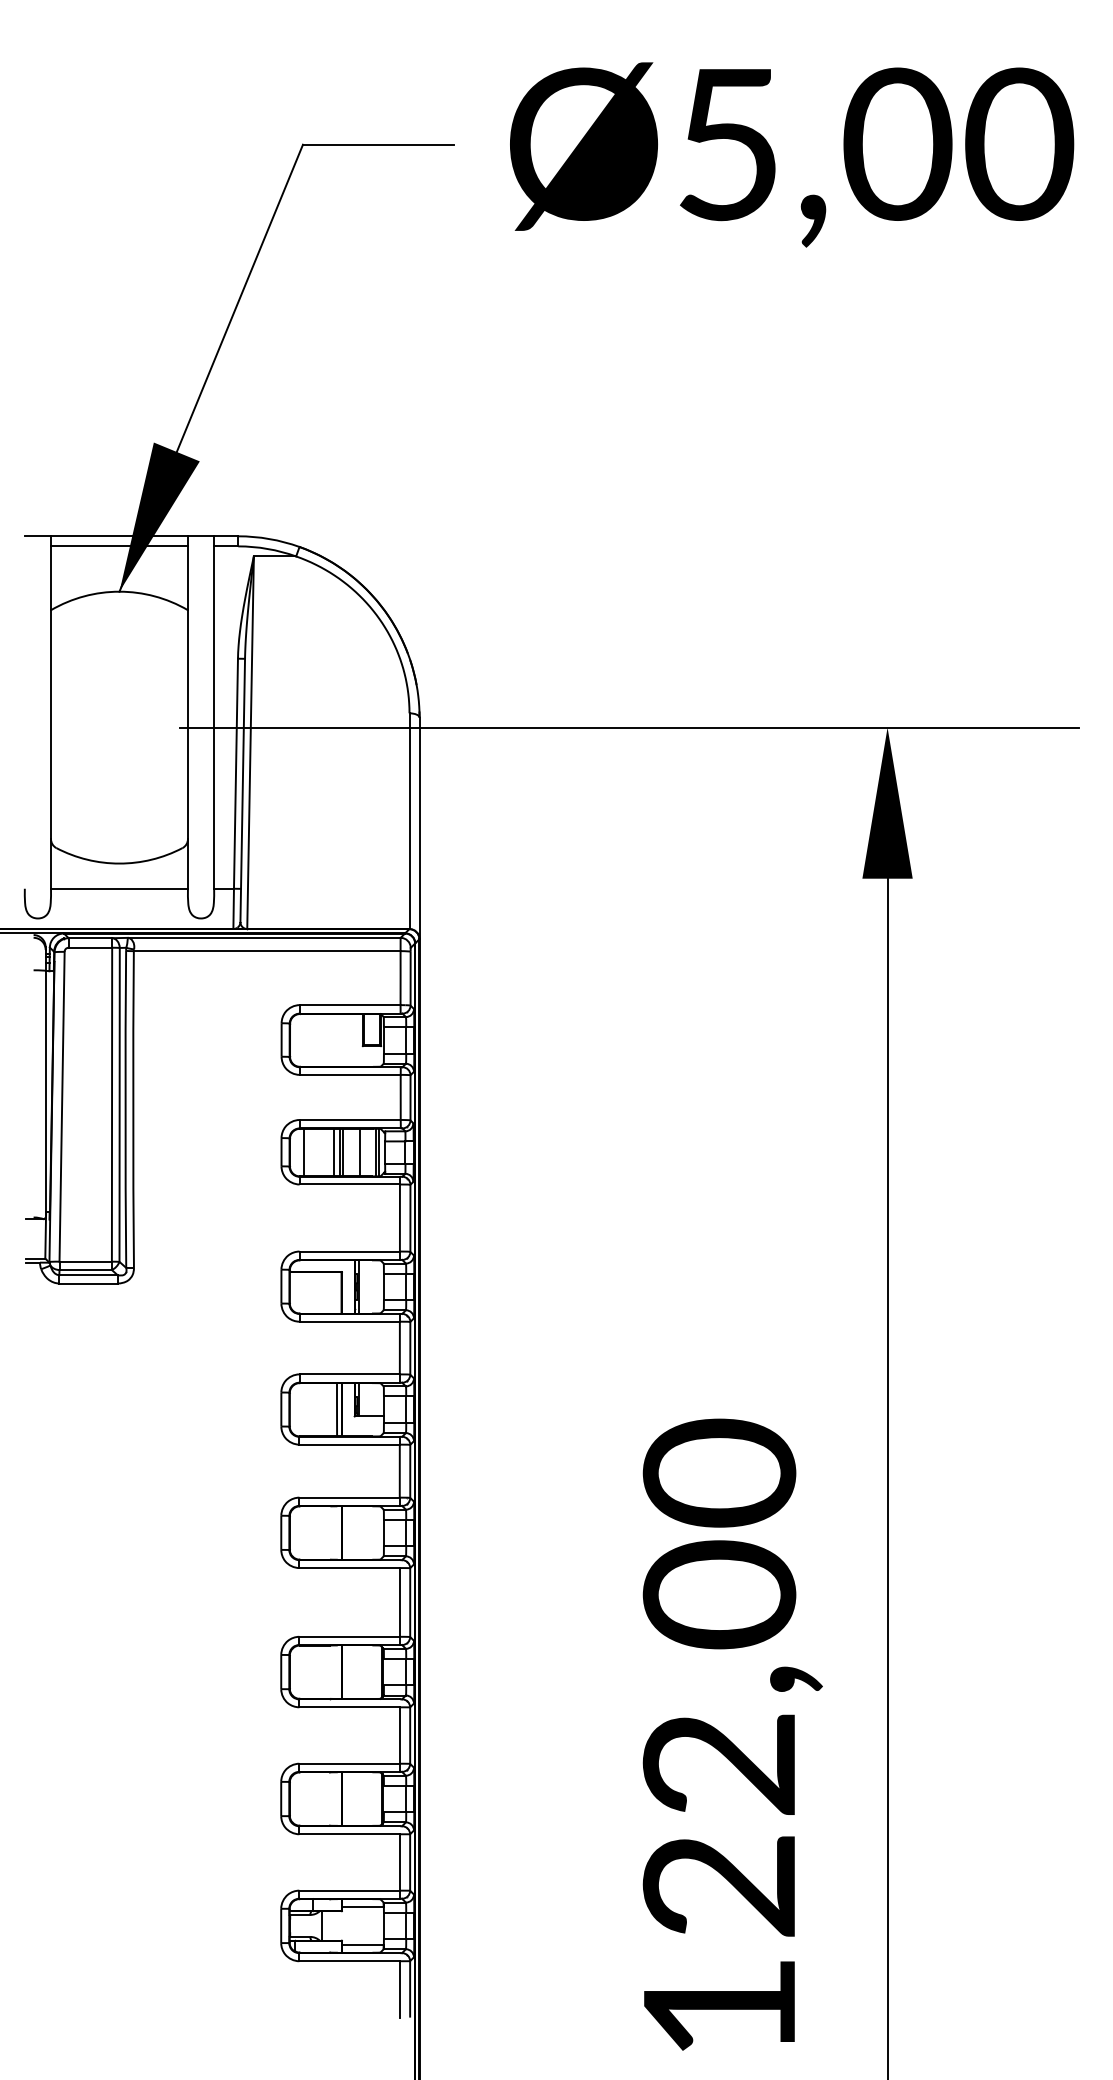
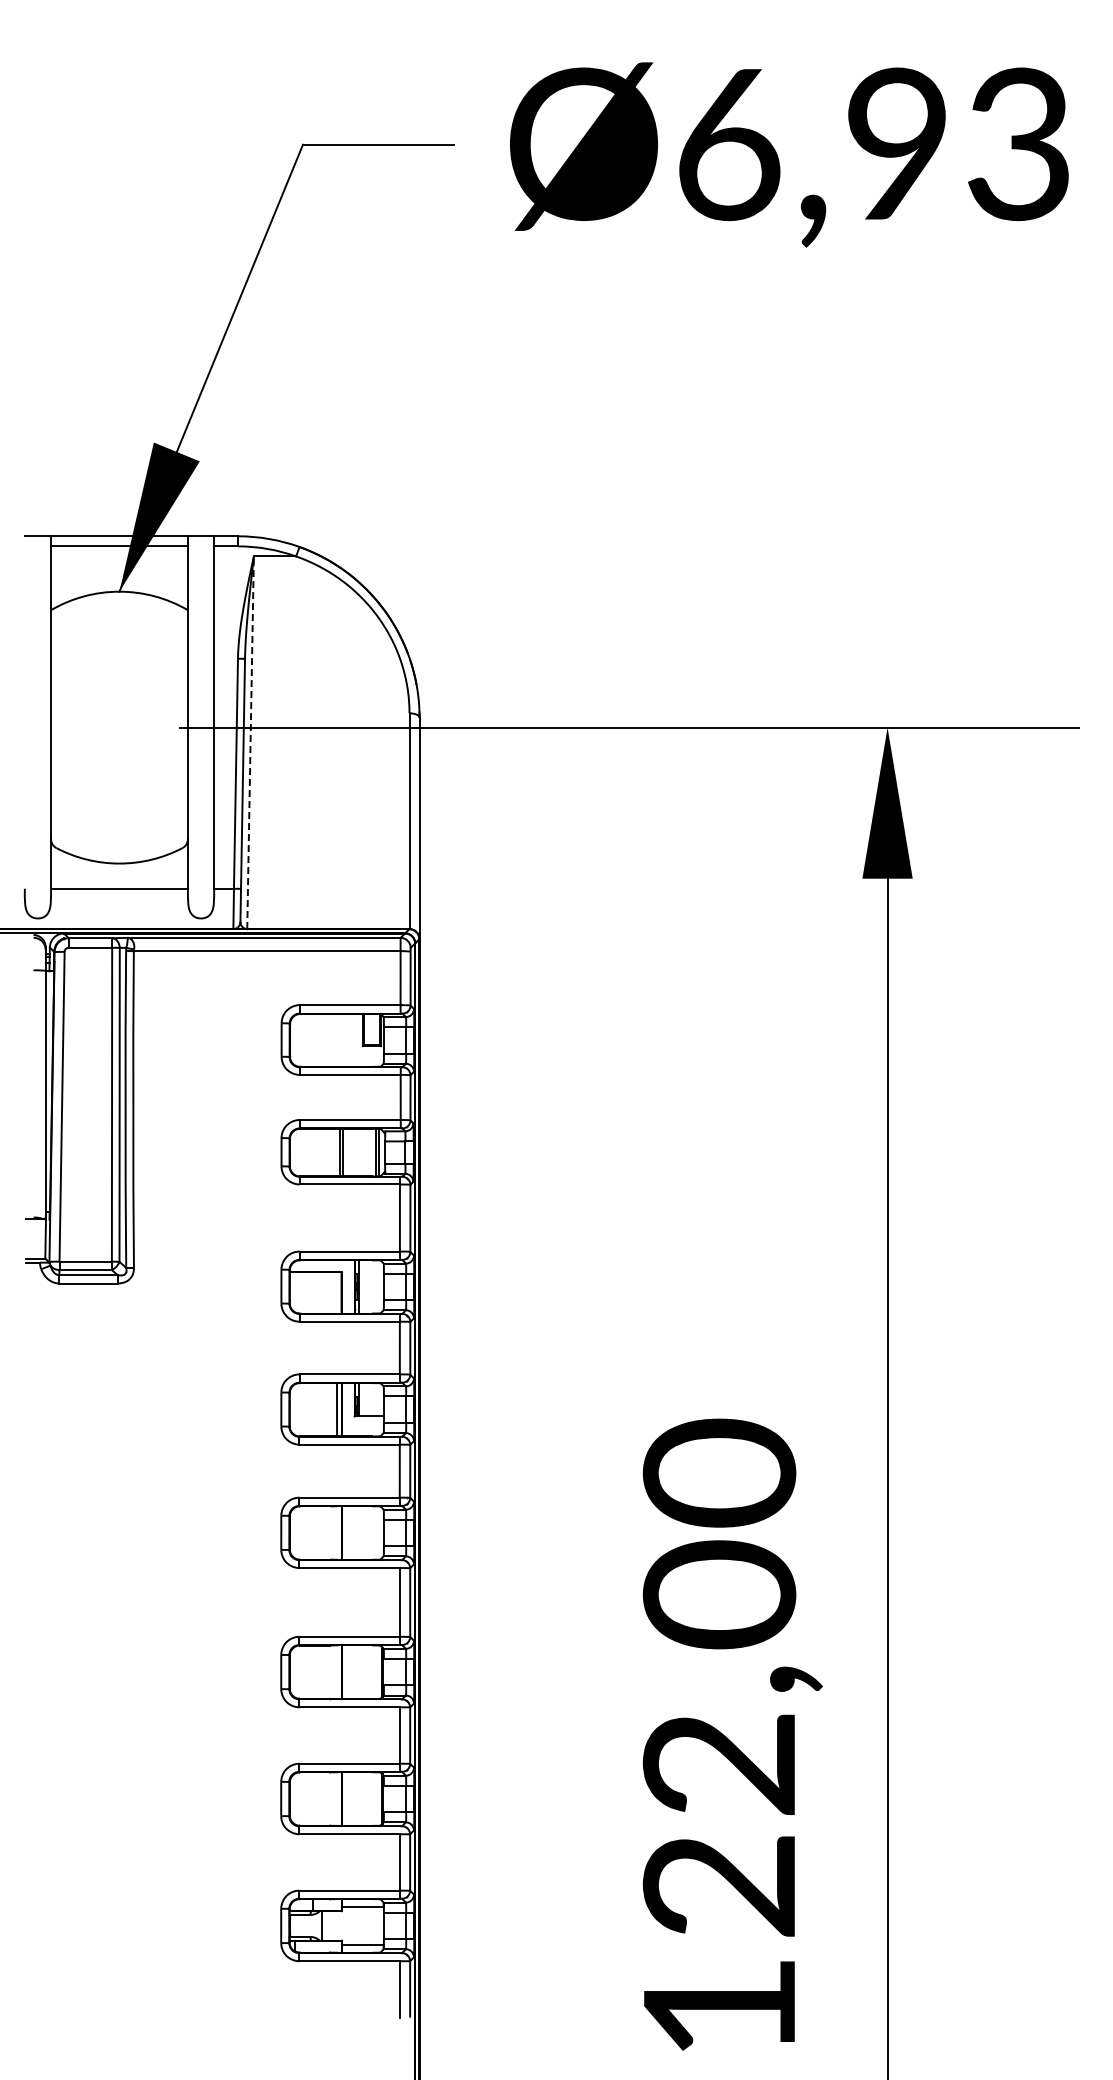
text: Ø5,00 -> Ø6,93 (876, 144)
line: solid -> dashed (250, 742)
line: present -> none (303, 1152)
line: present -> none (334, 1152)
line: present -> none (360, 1152)
